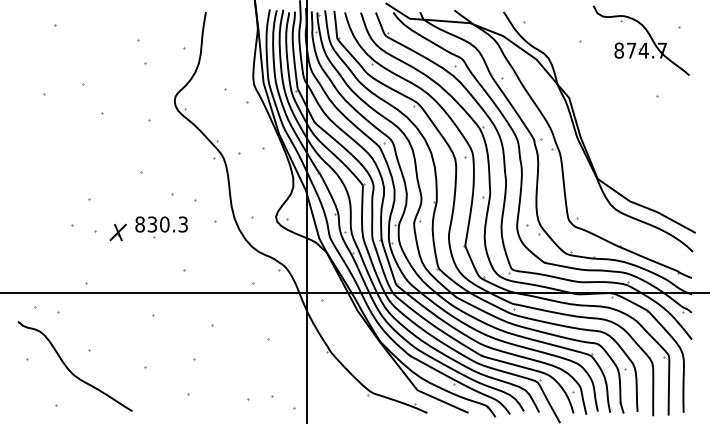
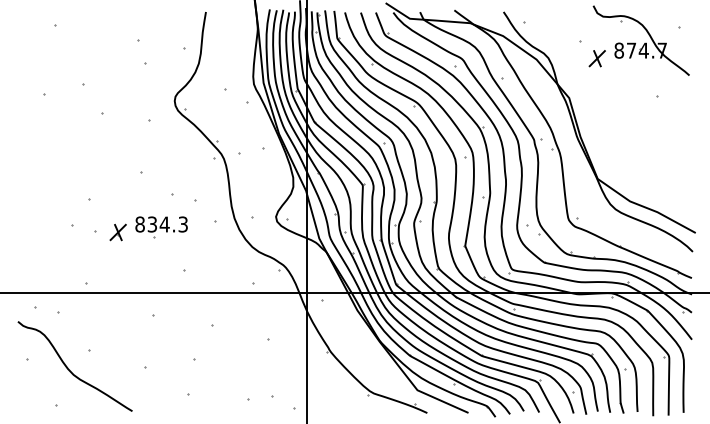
part: none -> present (596, 58)
text: 830.3 -> 834.3 (164, 224)
